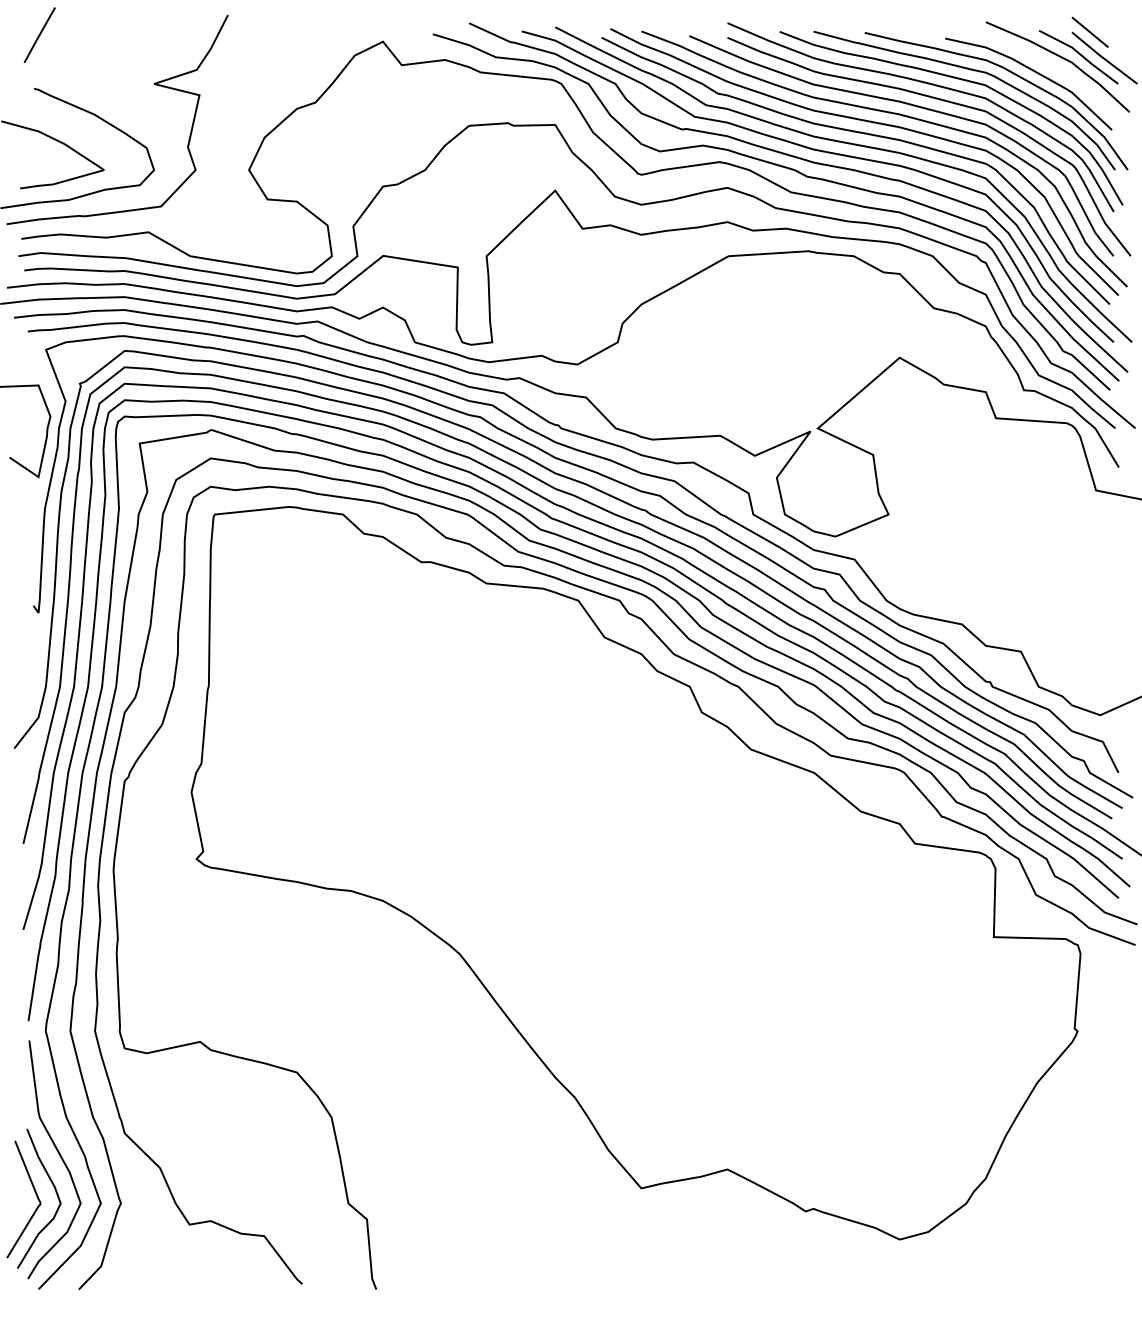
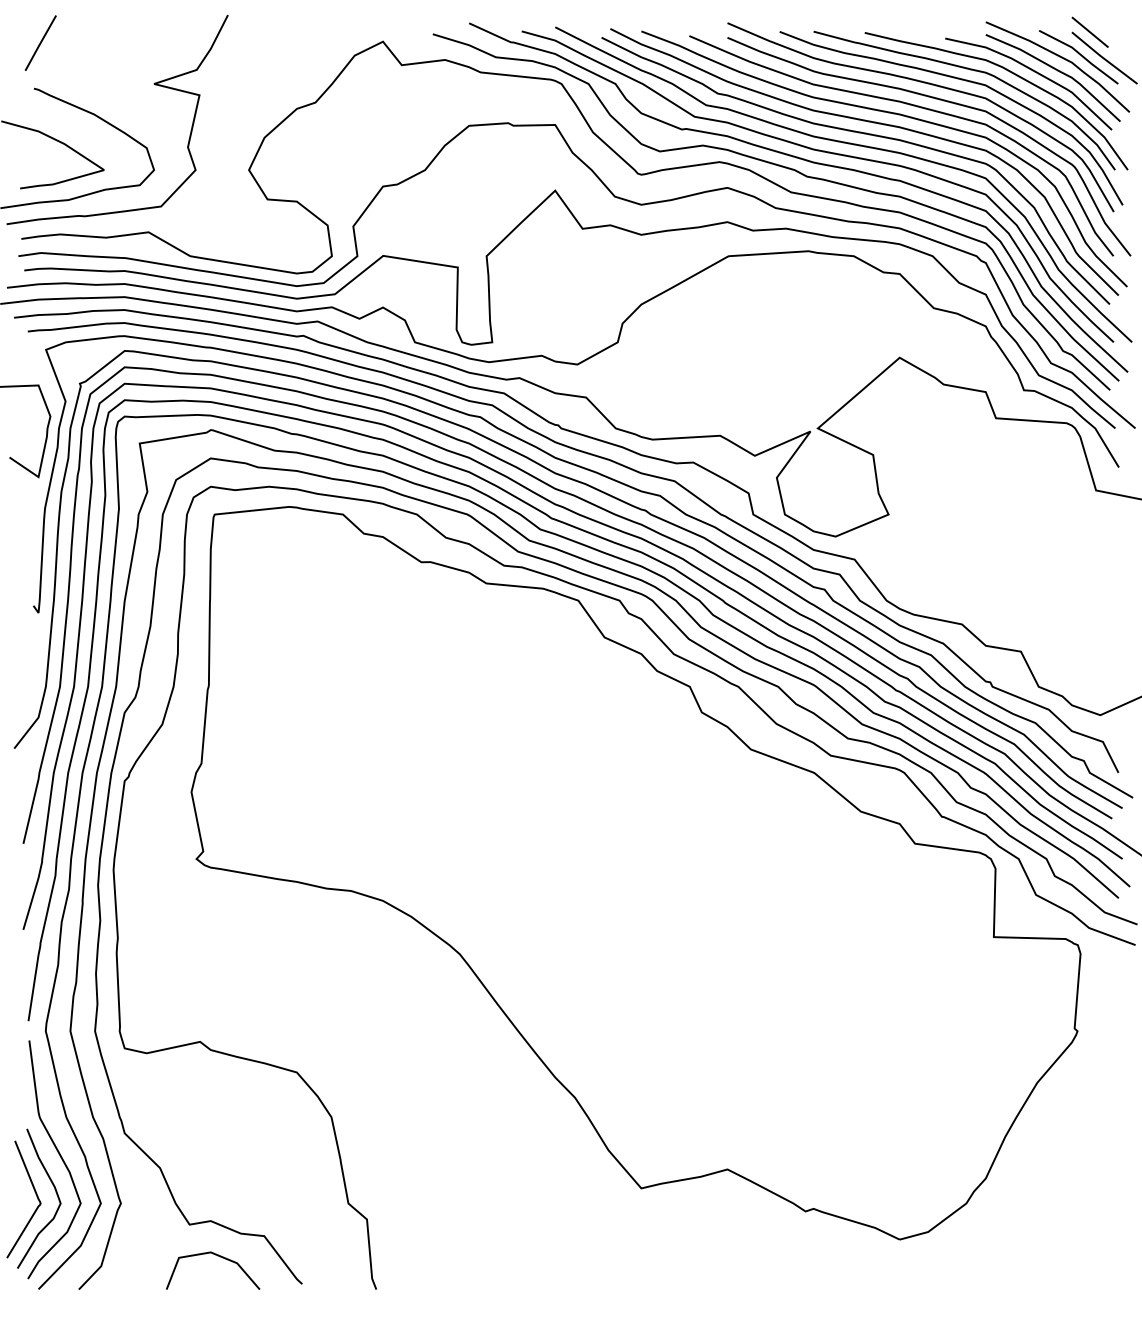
line position: (39, 34) -> (40, 42) (40, 42)
curve: none -> present (1055, 70)
line: none -> present (217, 1256)
